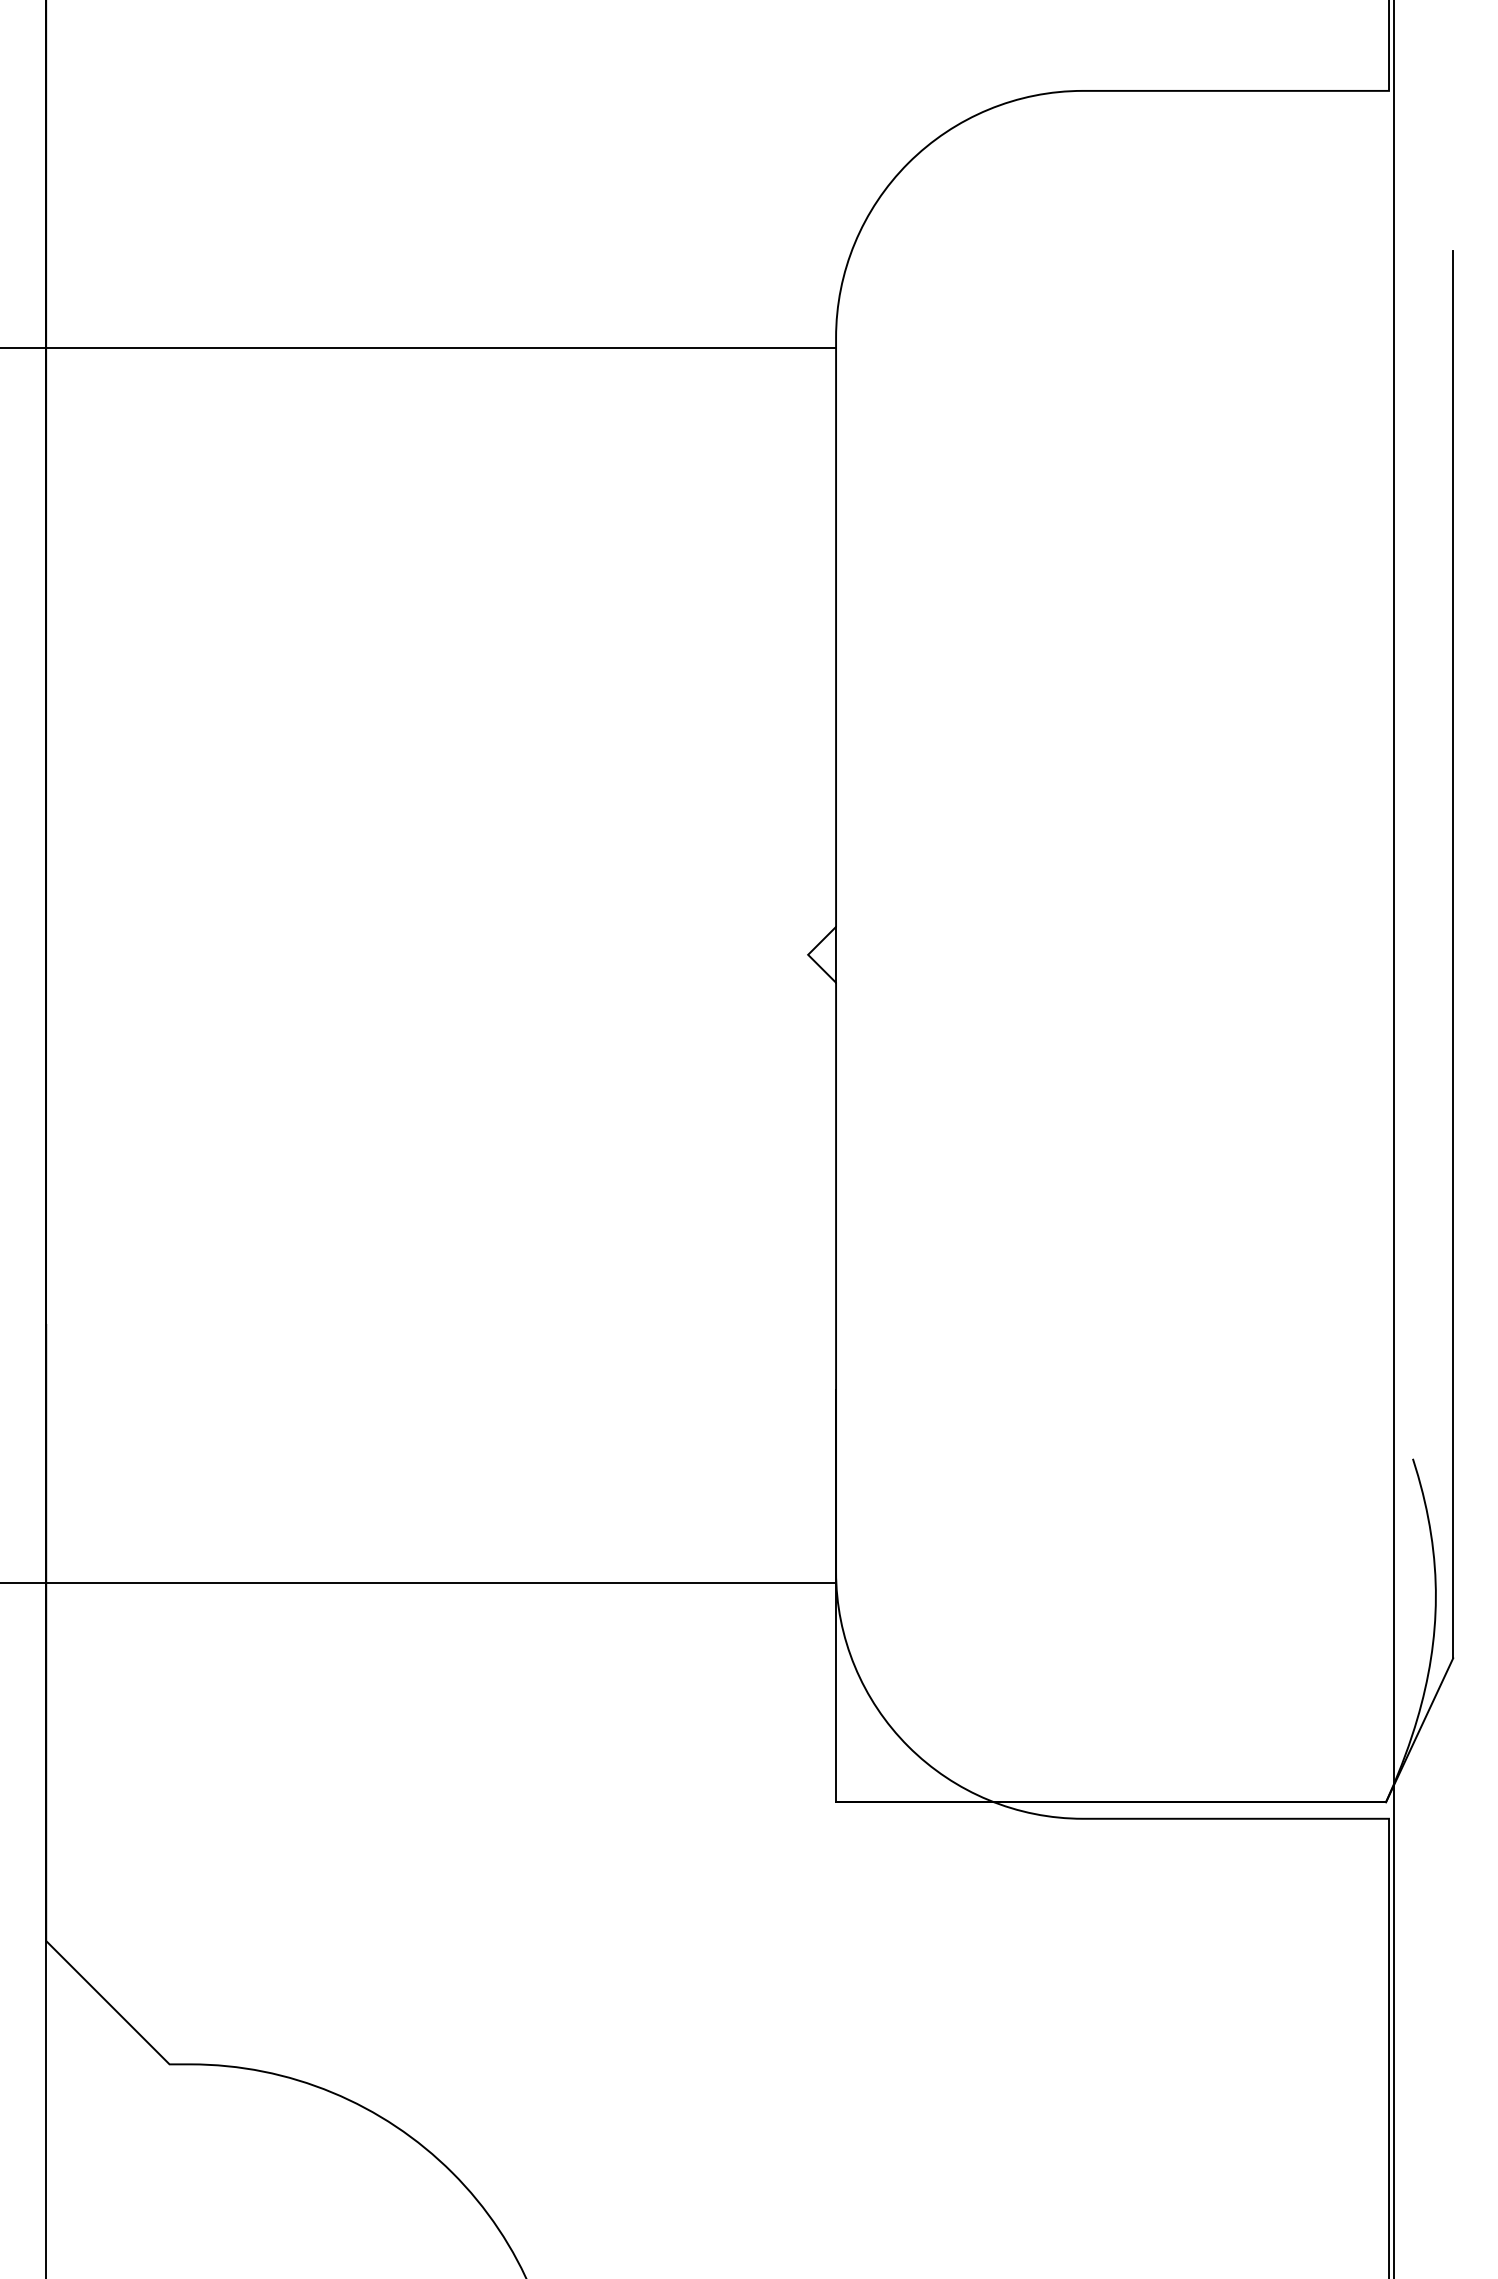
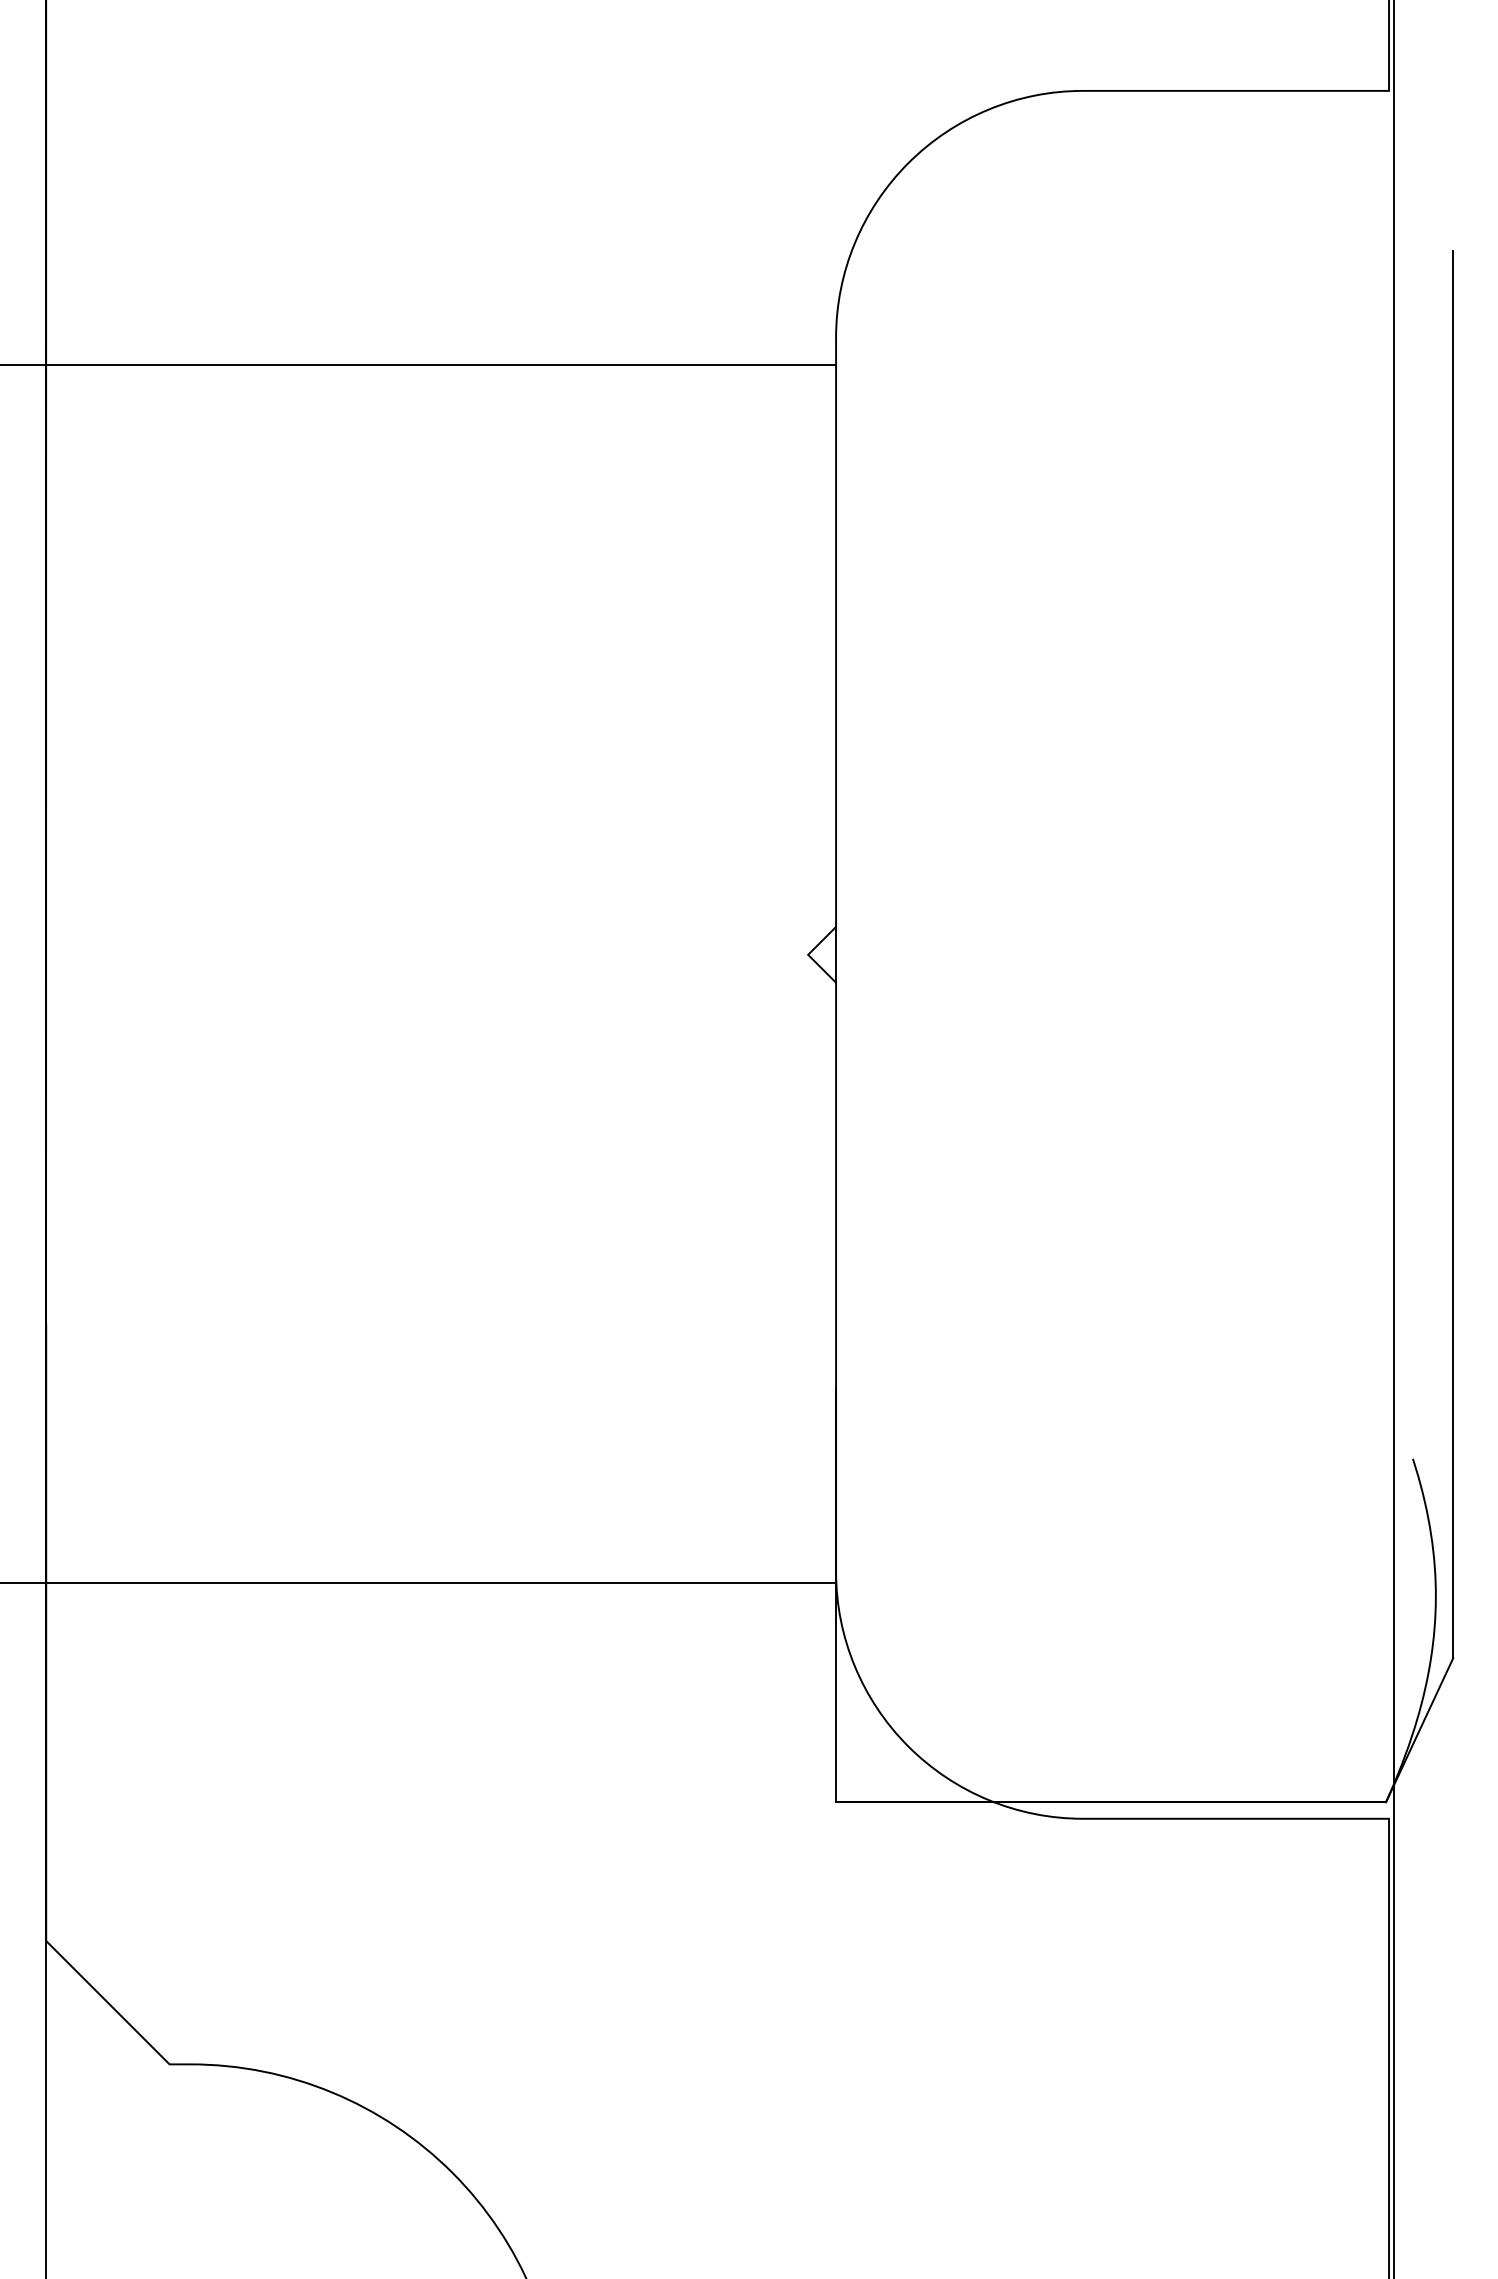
line position: (419, 348) -> (419, 365) (419, 365)
